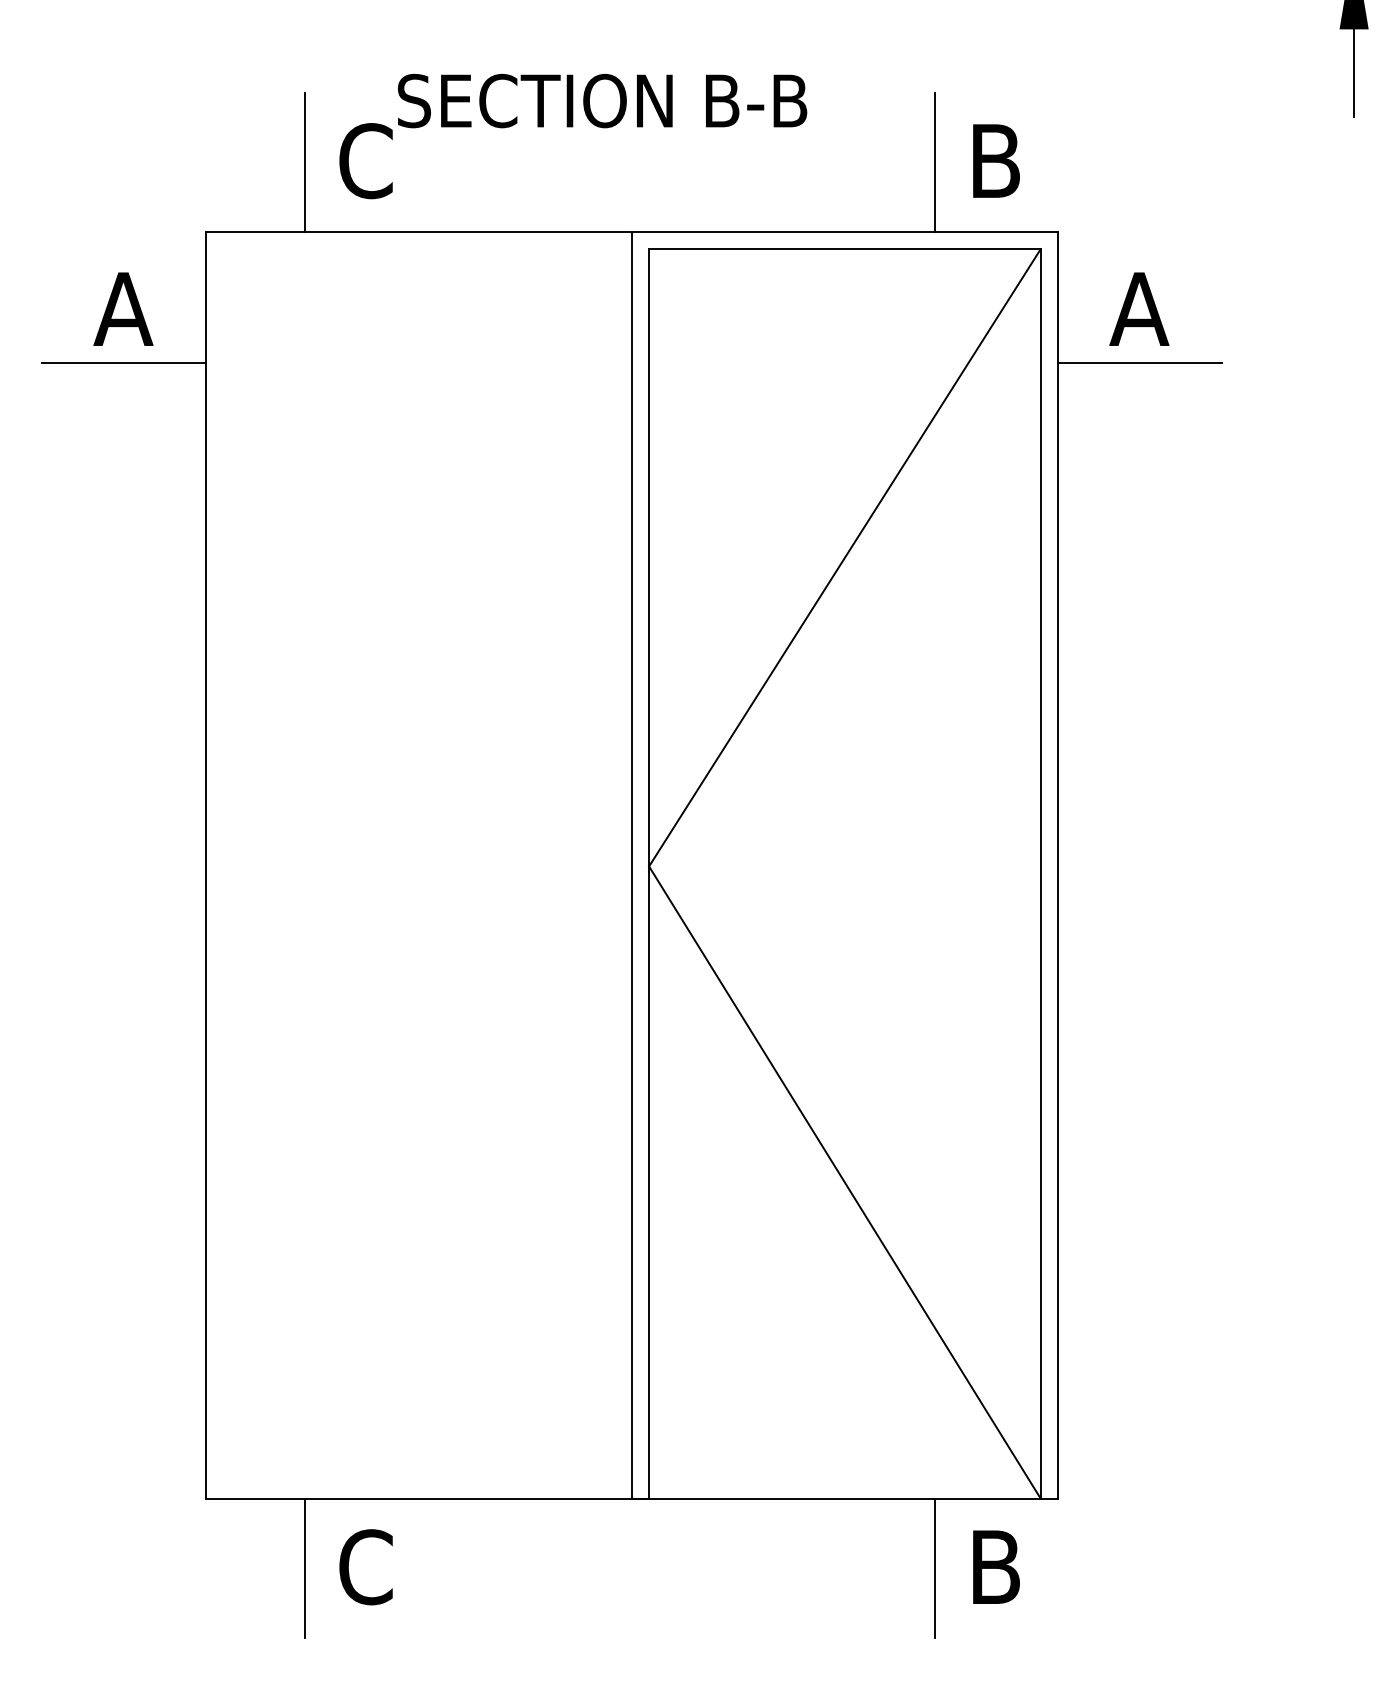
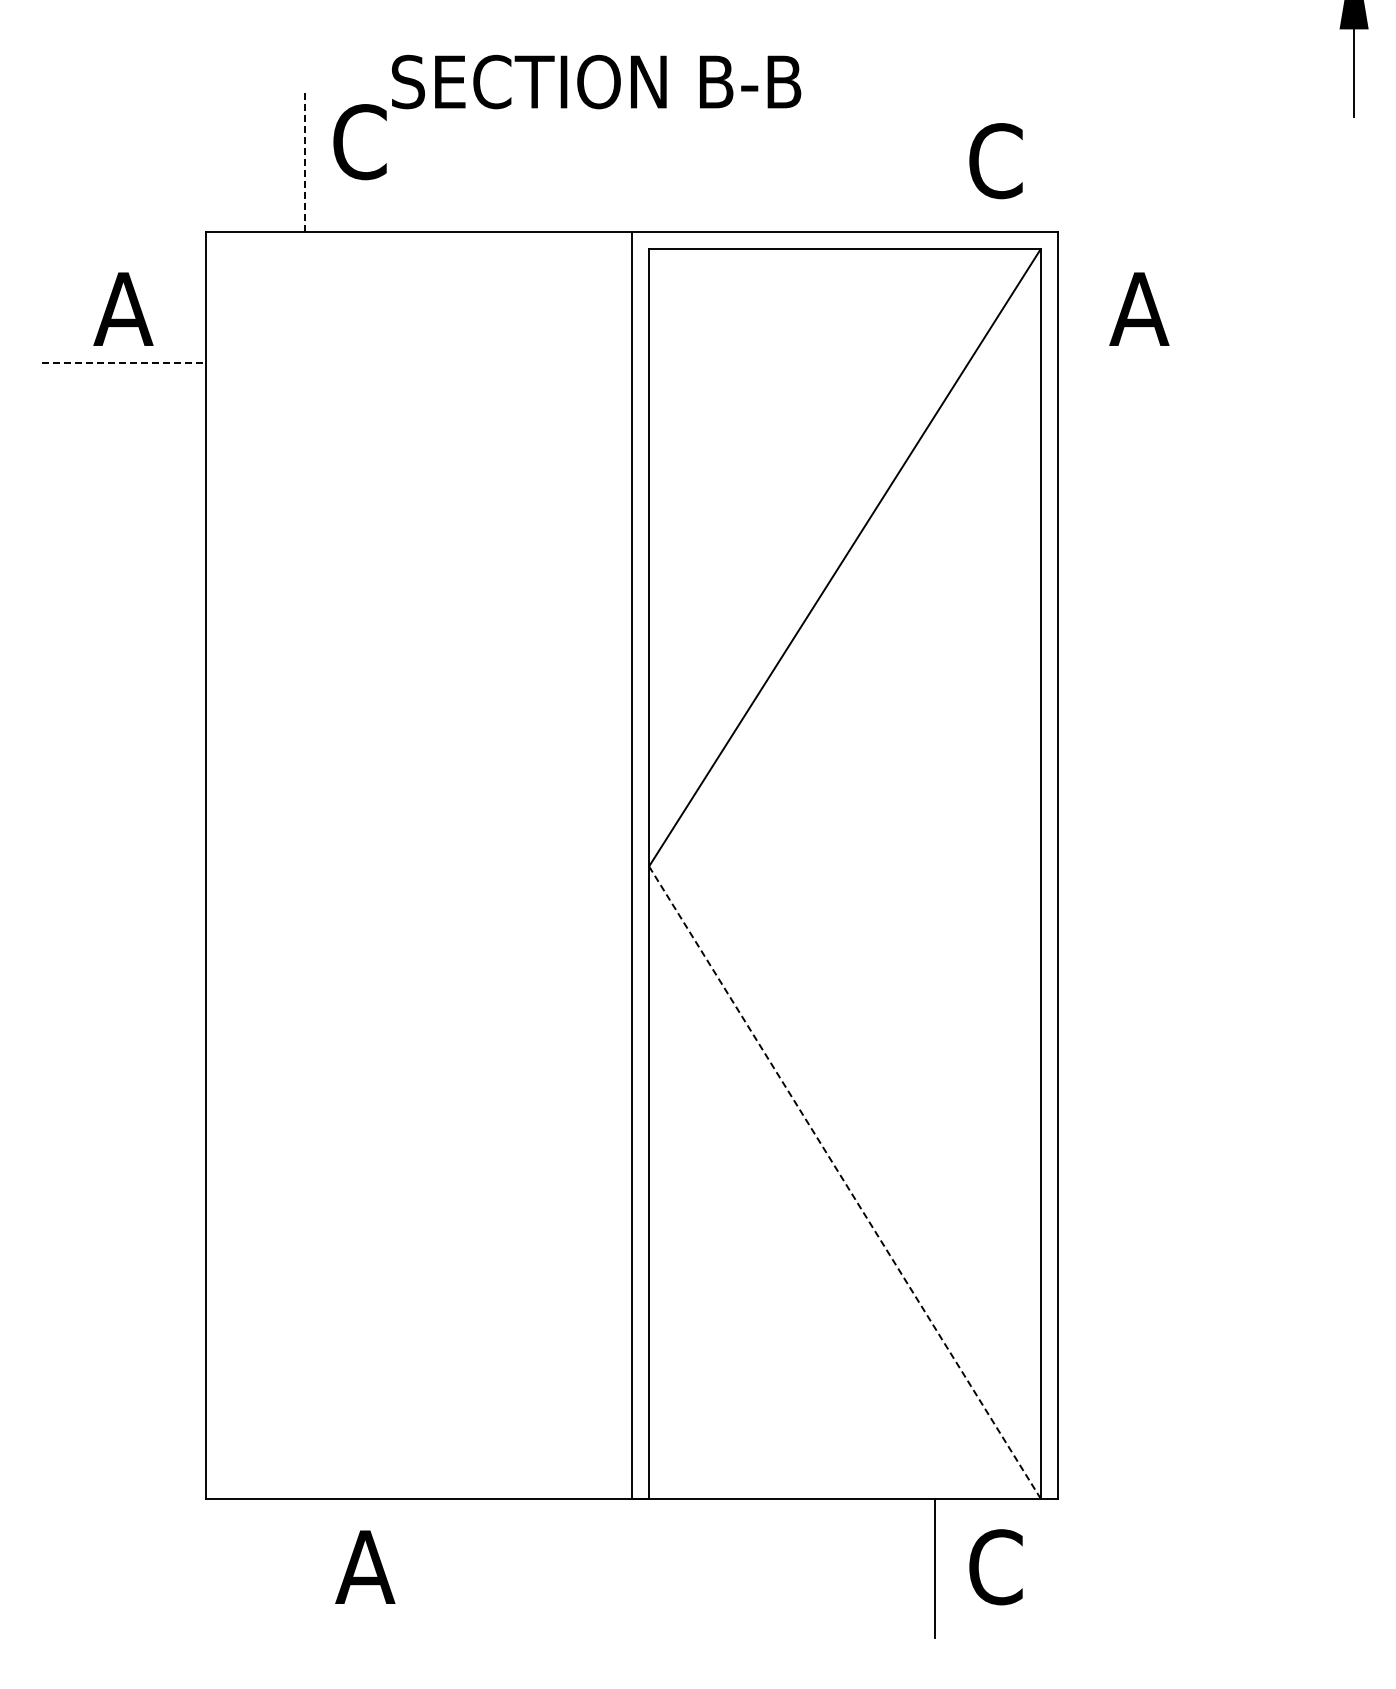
text position: (573, 136) -> (567, 117) (567, 117)
text: B -> C (995, 161)
line: solid -> dashed (304, 162)
line: present -> none (934, 162)
line: solid -> dashed (124, 363)
line: present -> none (1139, 363)
line: solid -> dashed (844, 1182)
text: C -> A (365, 1567)
text: B -> C (995, 1567)
line: present -> none (304, 1568)
